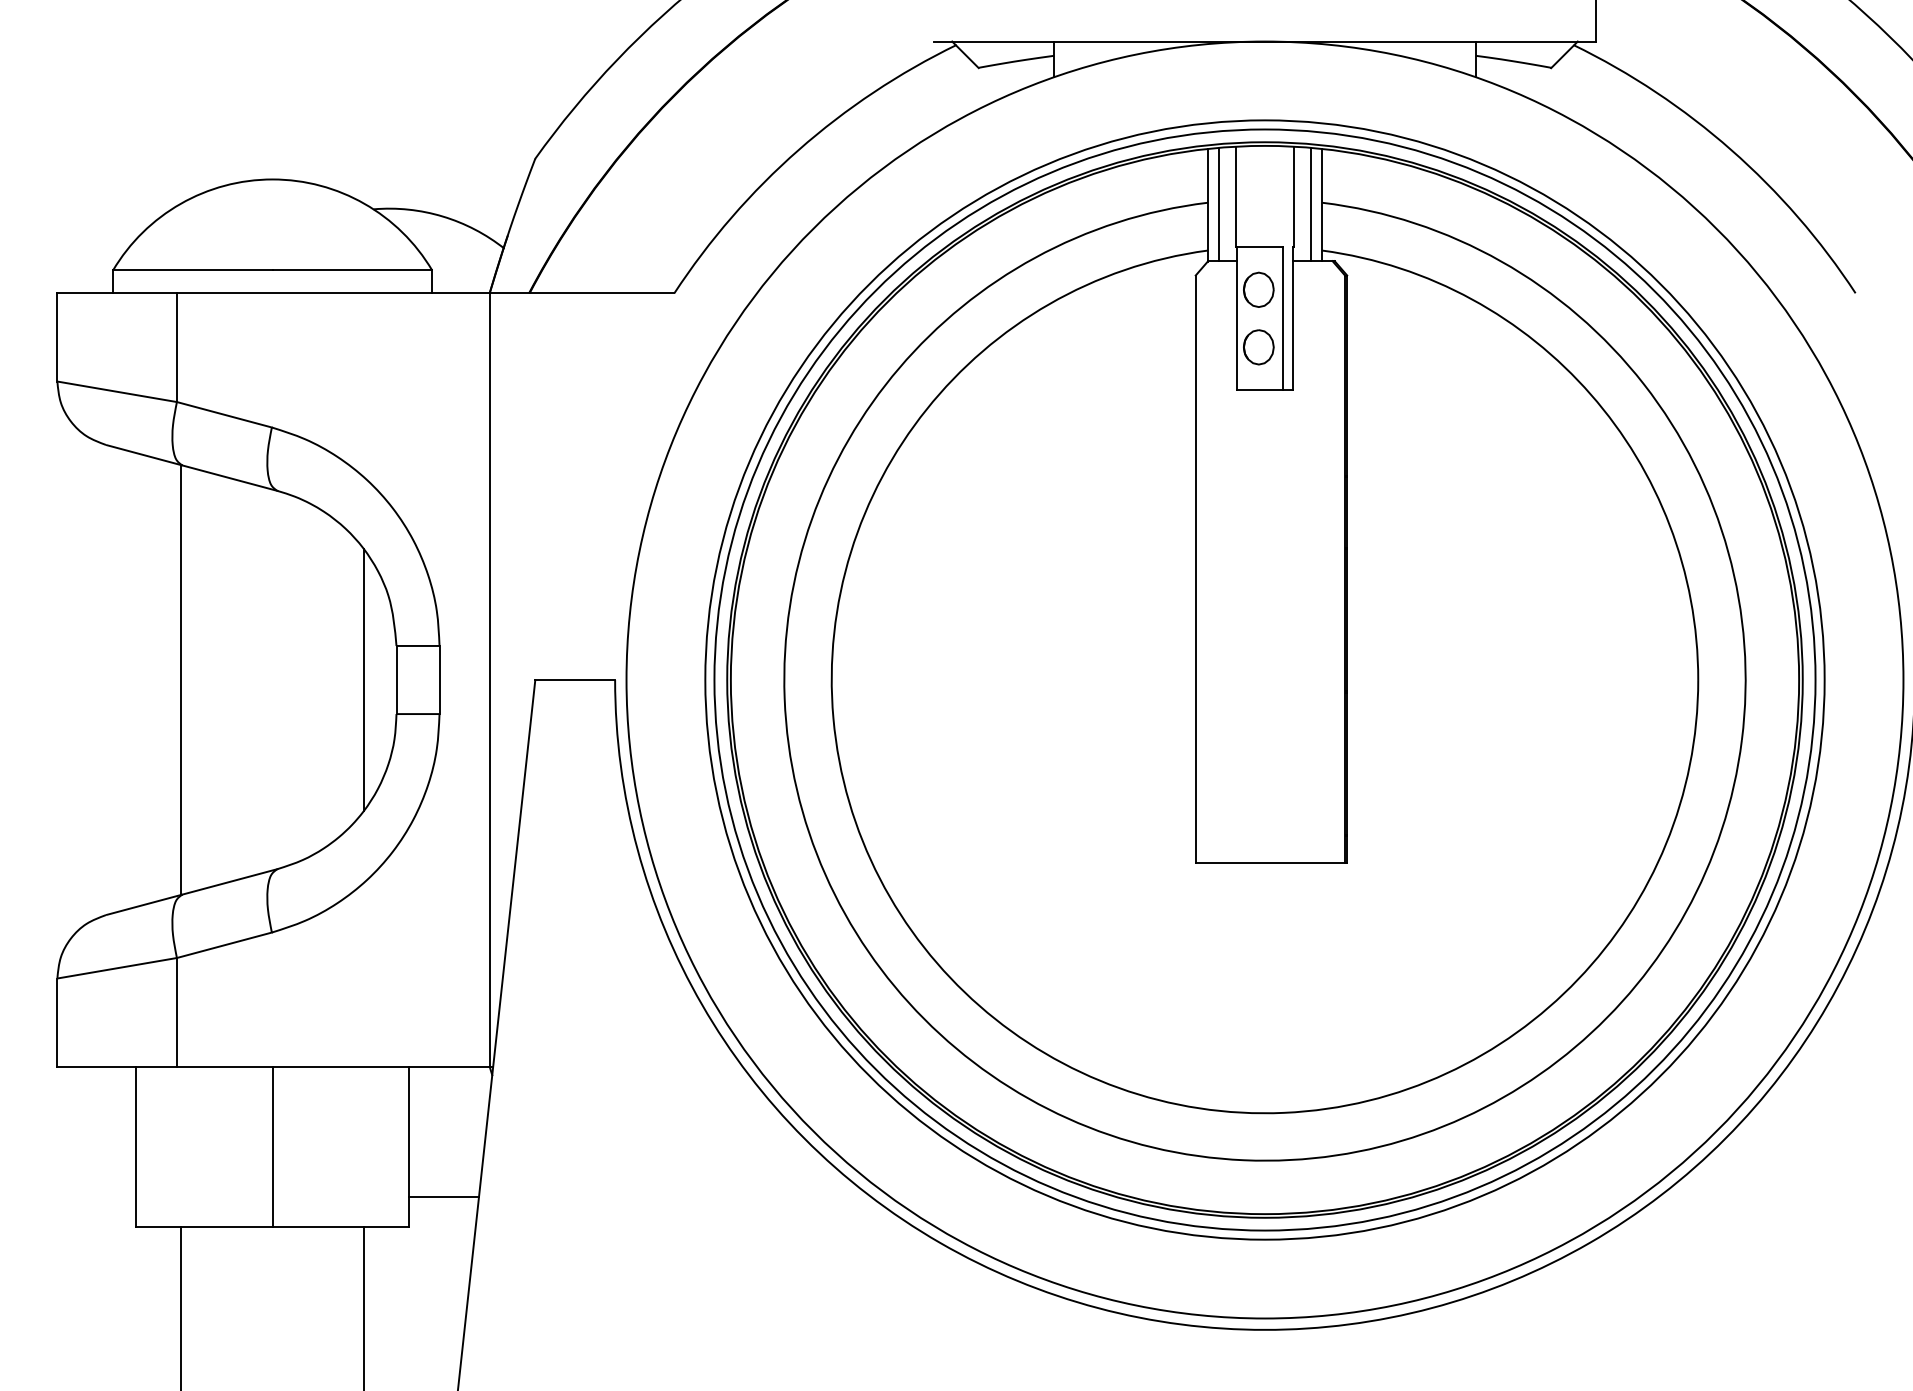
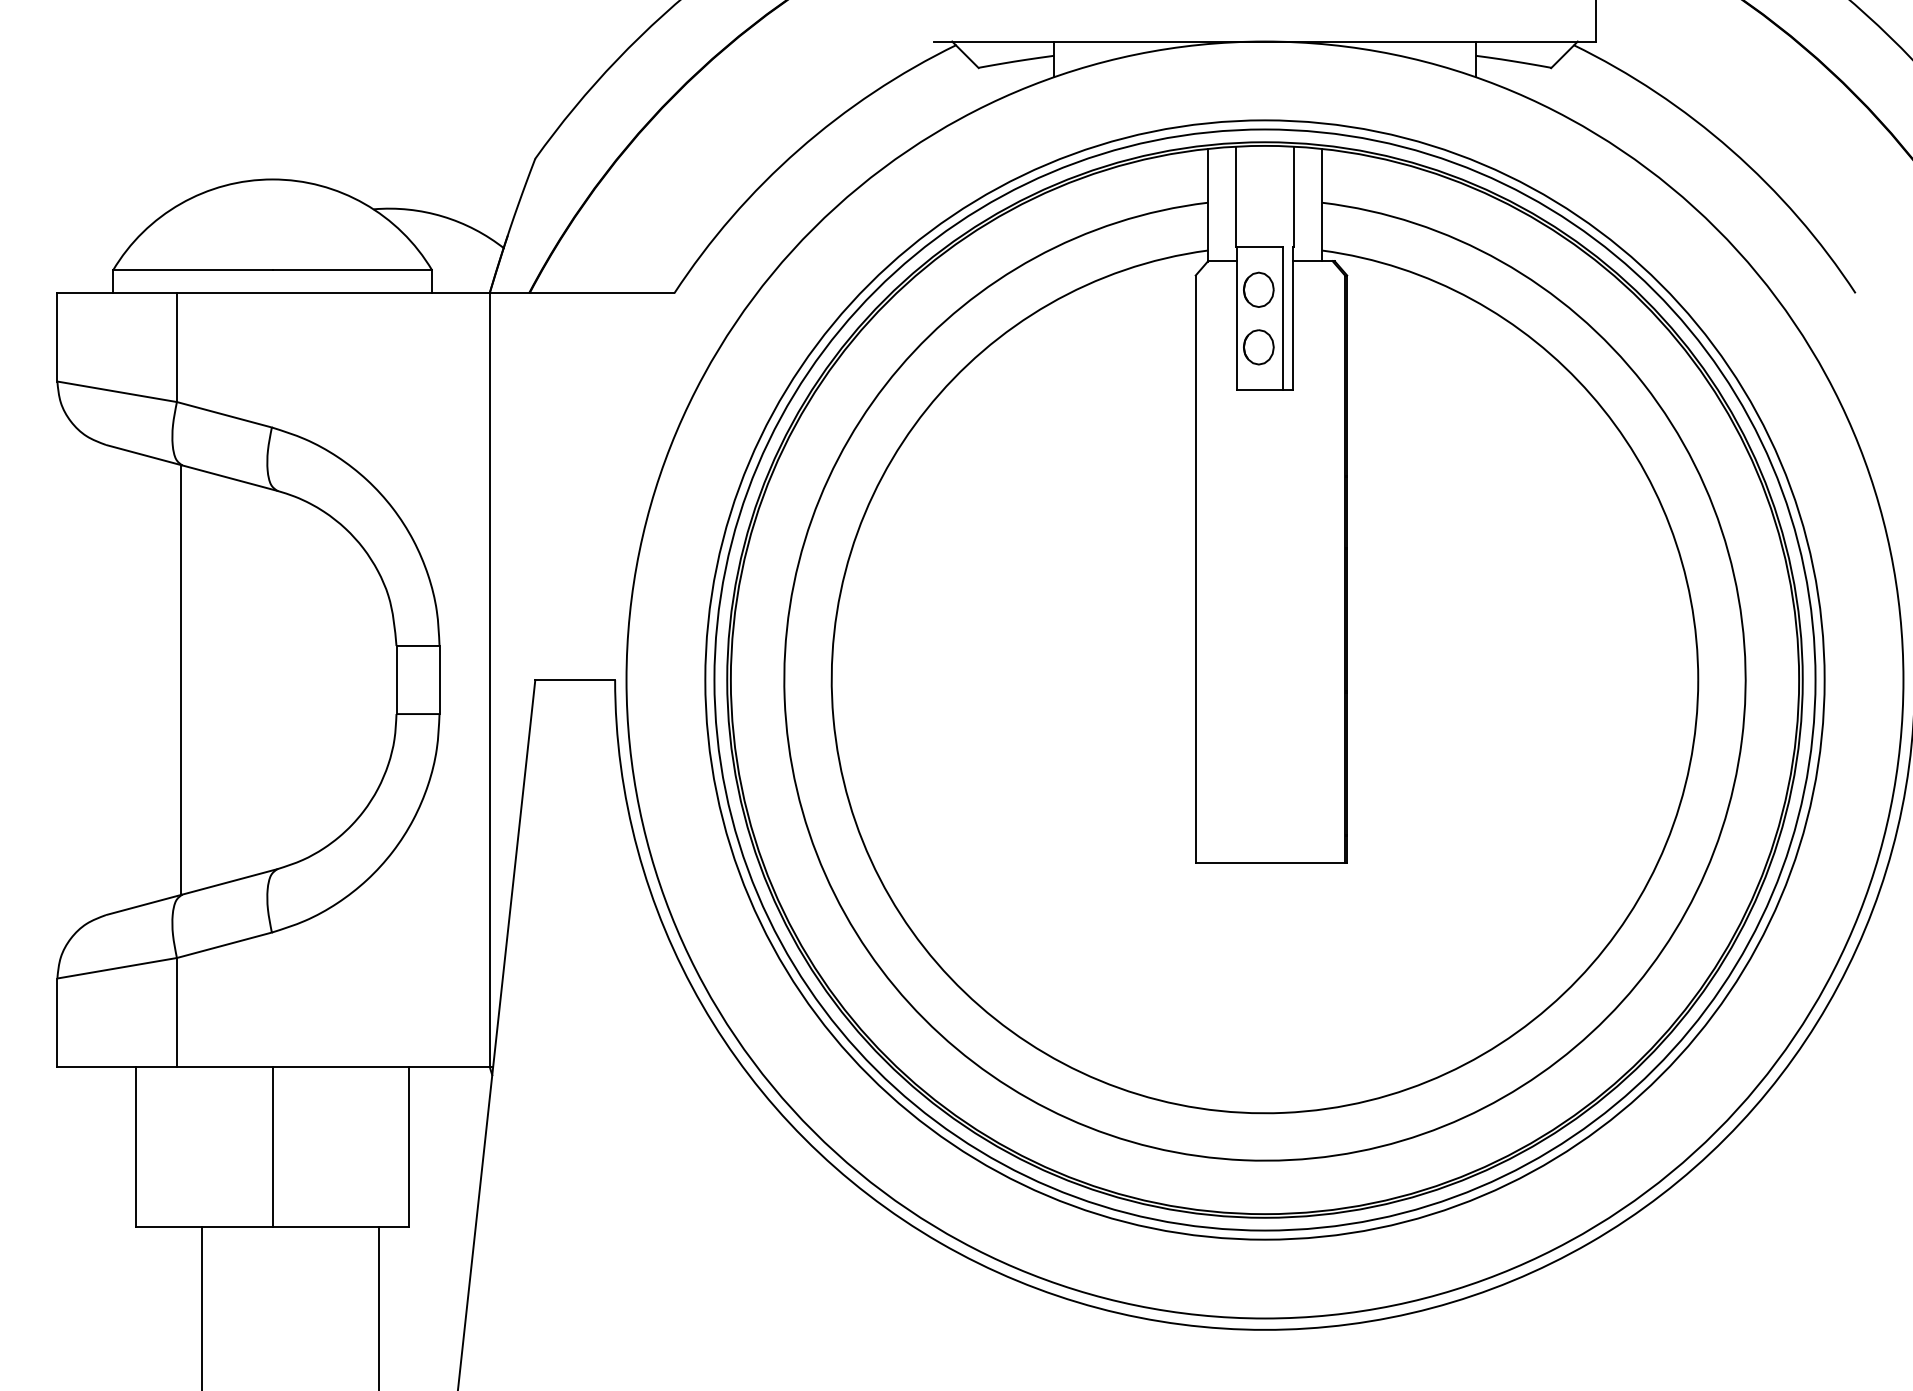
line: present -> none (1219, 204)
line: present -> none (1310, 204)
line: present -> none (363, 679)
line: present -> none (443, 1197)
line position: (181, 1306) -> (202, 1306) (202, 1306)
line position: (363, 1306) -> (378, 1306) (378, 1306)
